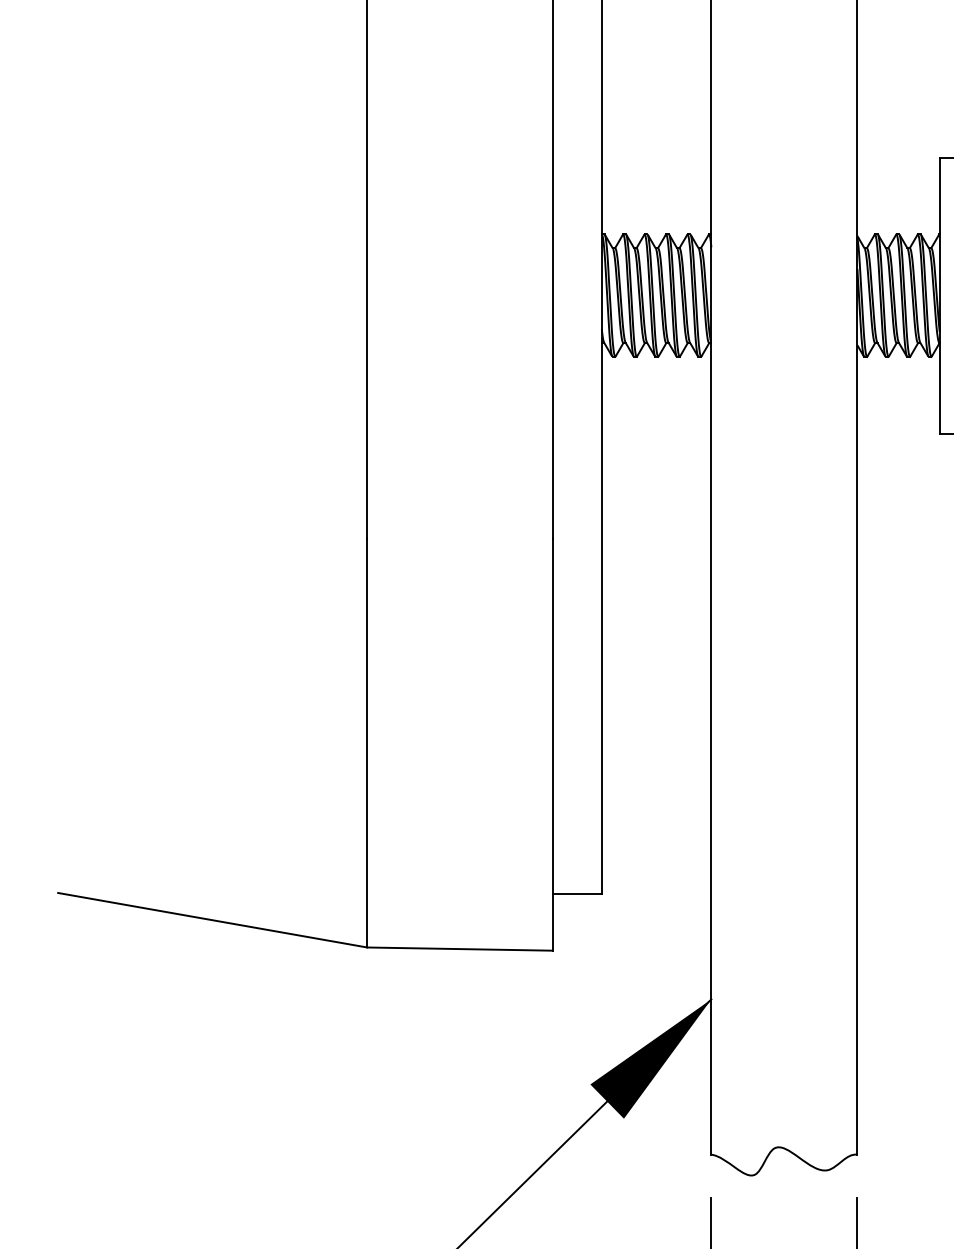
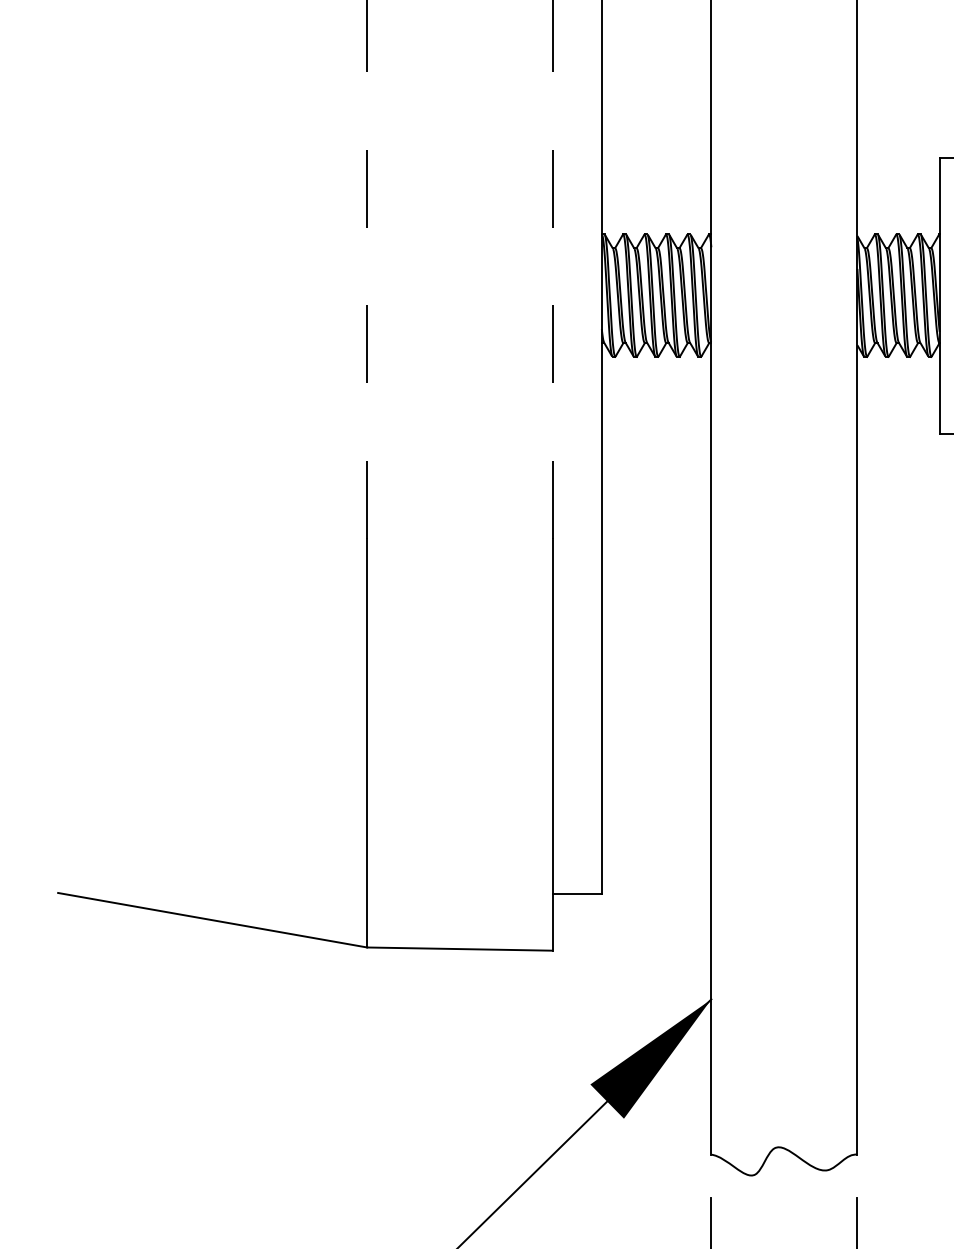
line: solid -> dashed (367, 269)
line: solid -> dashed (552, 269)
